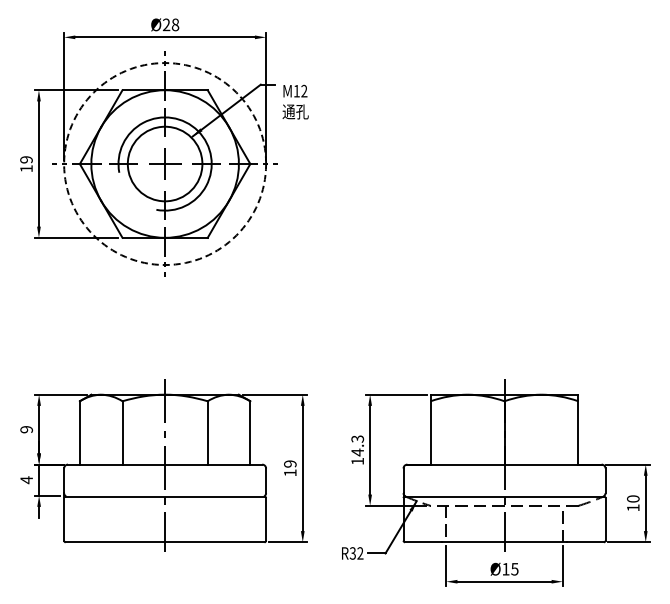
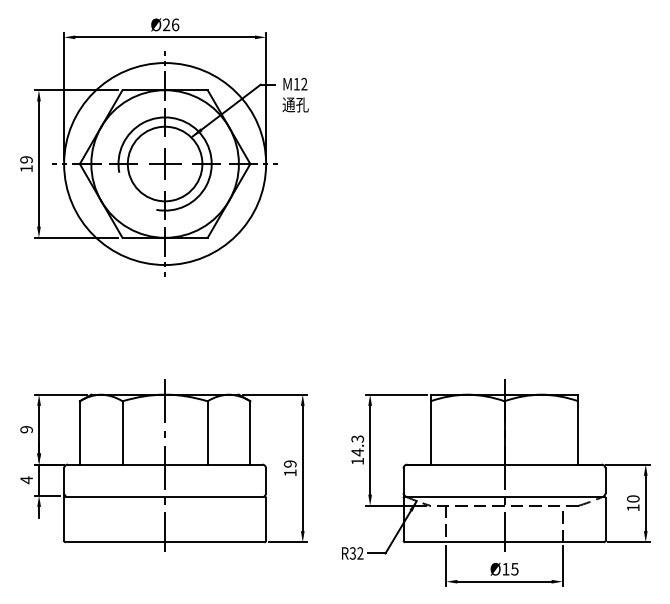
text: Ø28 -> Ø26 (175, 24)
text position: (295, 101) -> (295, 94) (295, 94)
circle: dashed -> solid (165, 164)
